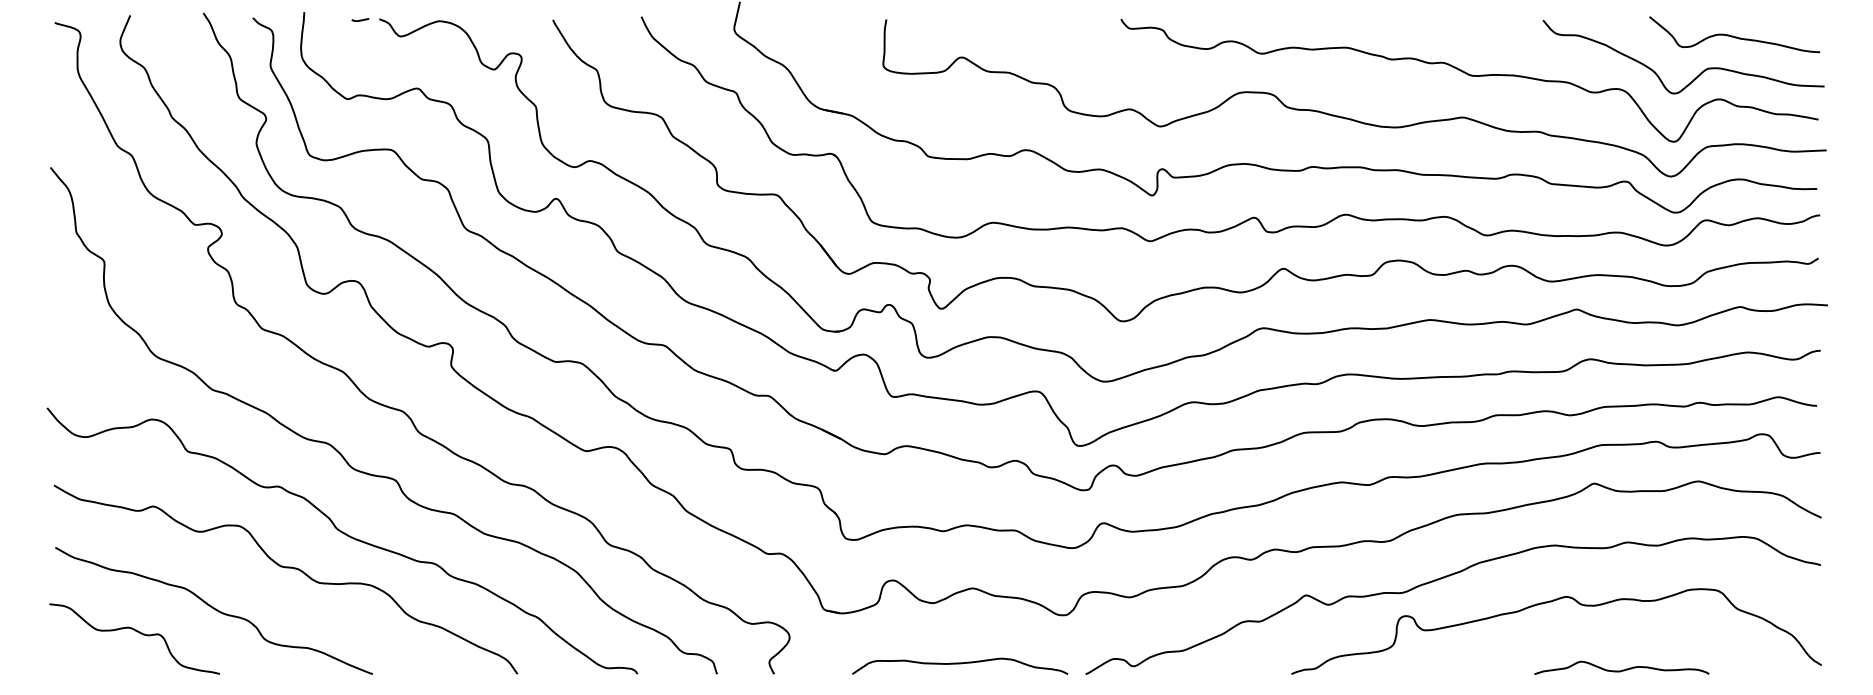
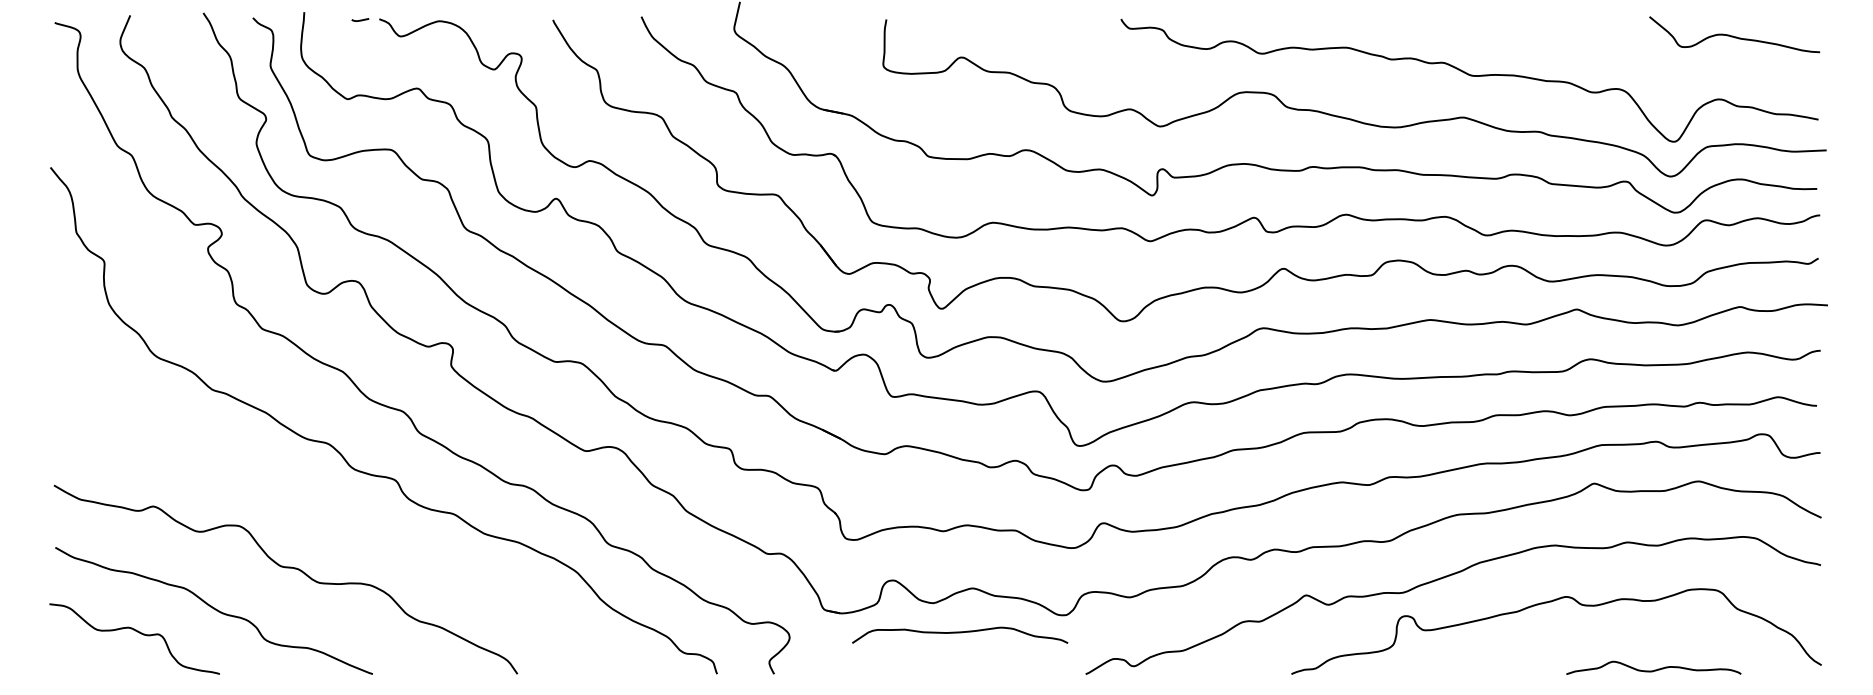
curve: present -> none (1699, 73)
curve: present -> none (345, 535)
curve position: (960, 664) -> (960, 633) (960, 633)
curve position: (1622, 669) -> (1654, 669) (1654, 669)
